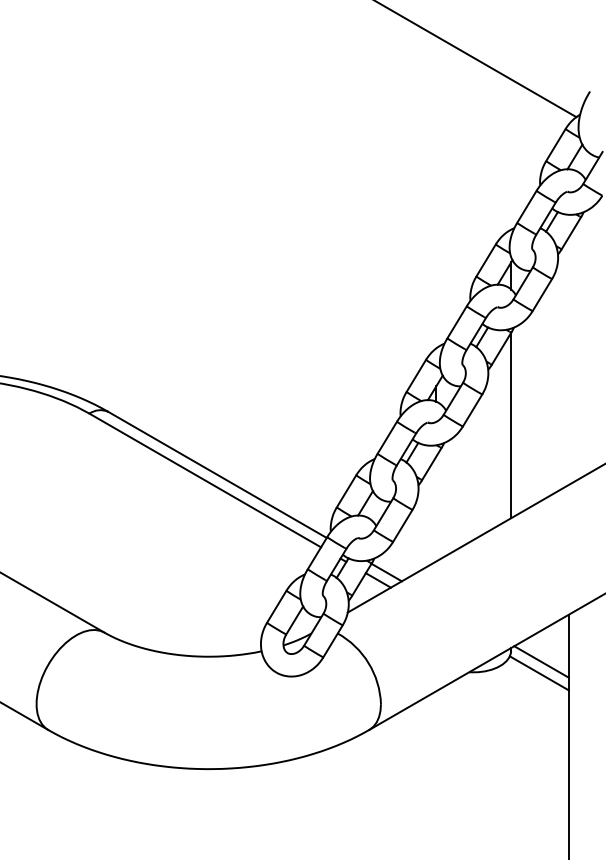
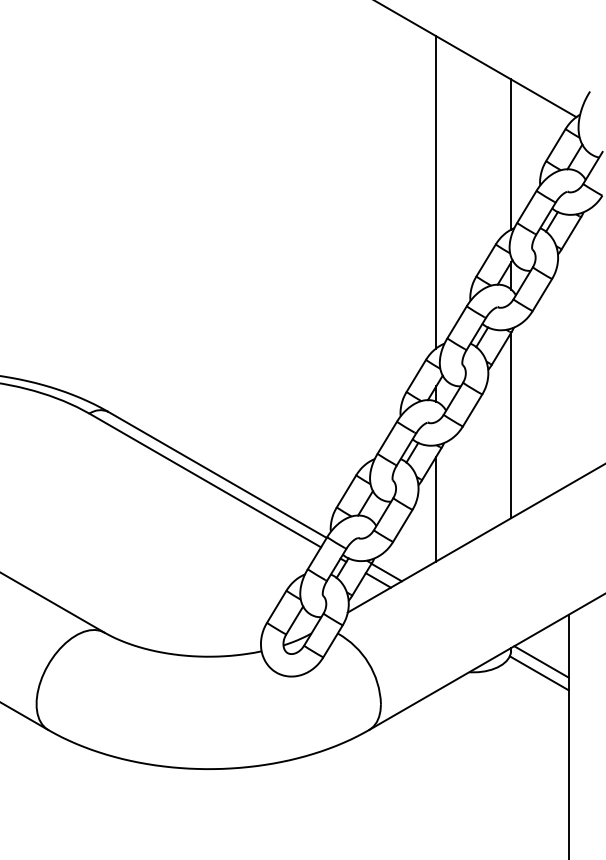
line: none -> present (511, 154)
line: none -> present (436, 192)
line: none -> present (436, 508)
